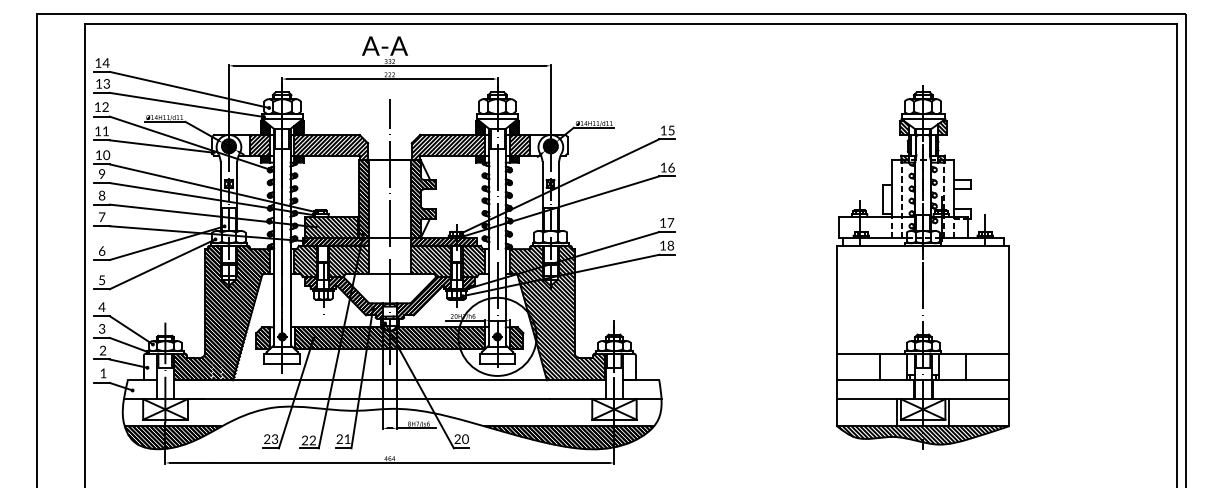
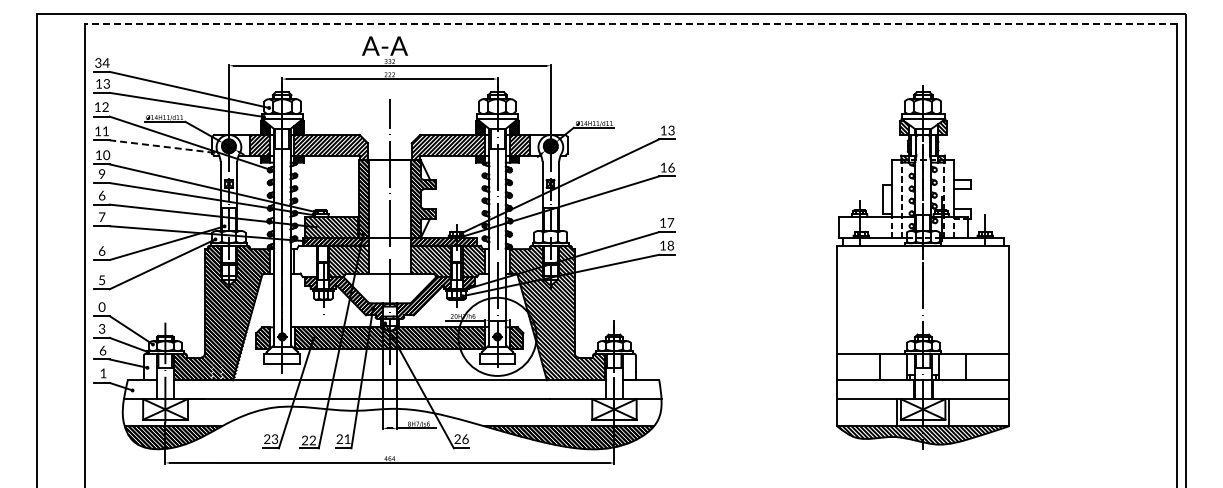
line: solid -> dashed (630, 24)
text: 14 -> 34 (98, 62)
text: 15 -> 13 (671, 130)
line: solid -> dashed (162, 146)
text: 8 -> 6 (102, 194)
hatch: present -> none (305, 261)
text: 4 -> 0 (101, 306)
text: 2 -> 6 (102, 350)
text: 20 -> 26 (465, 438)
